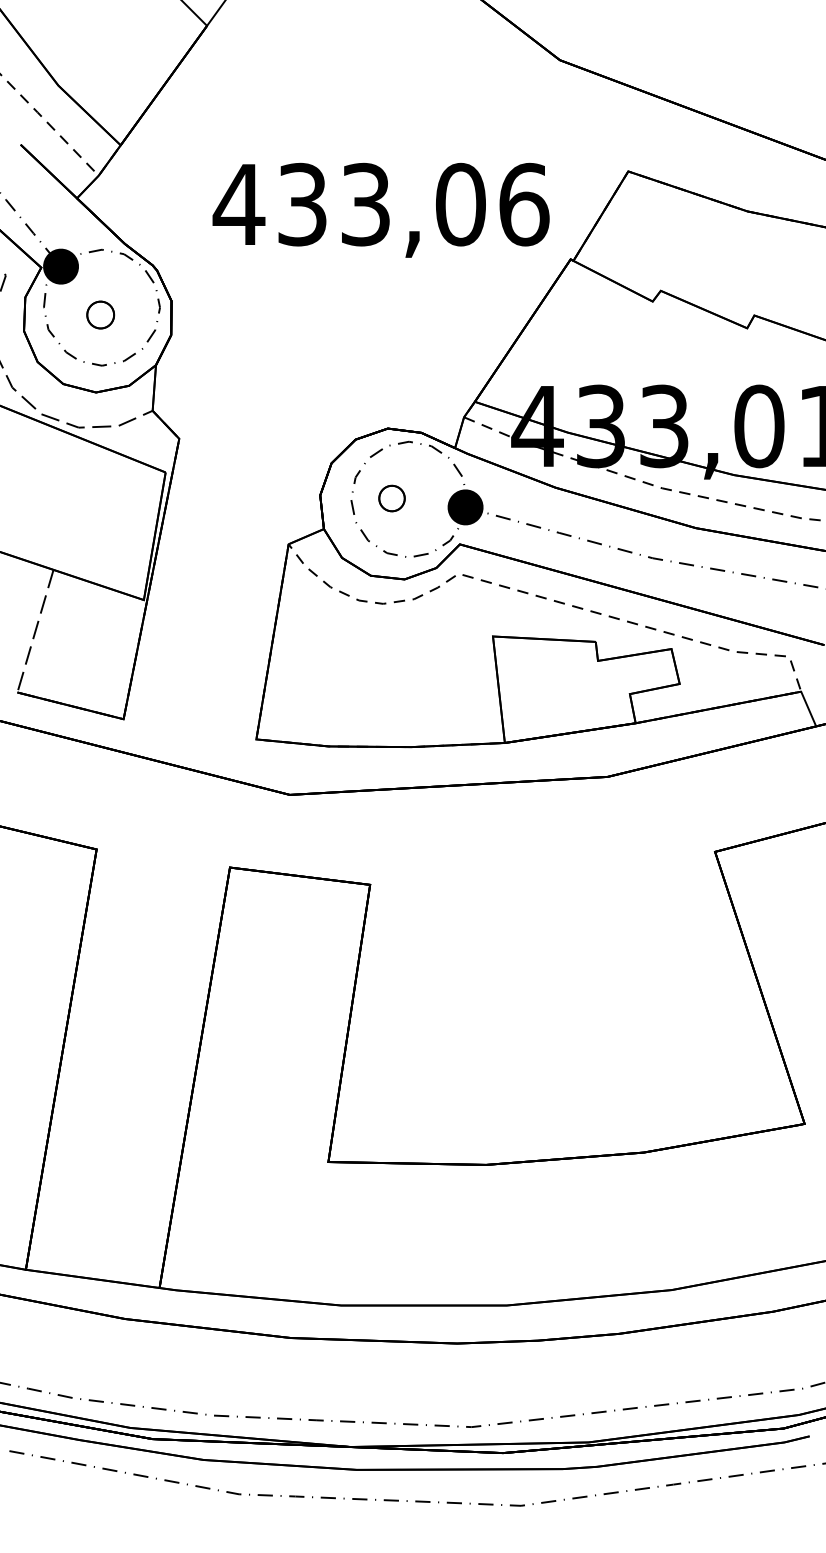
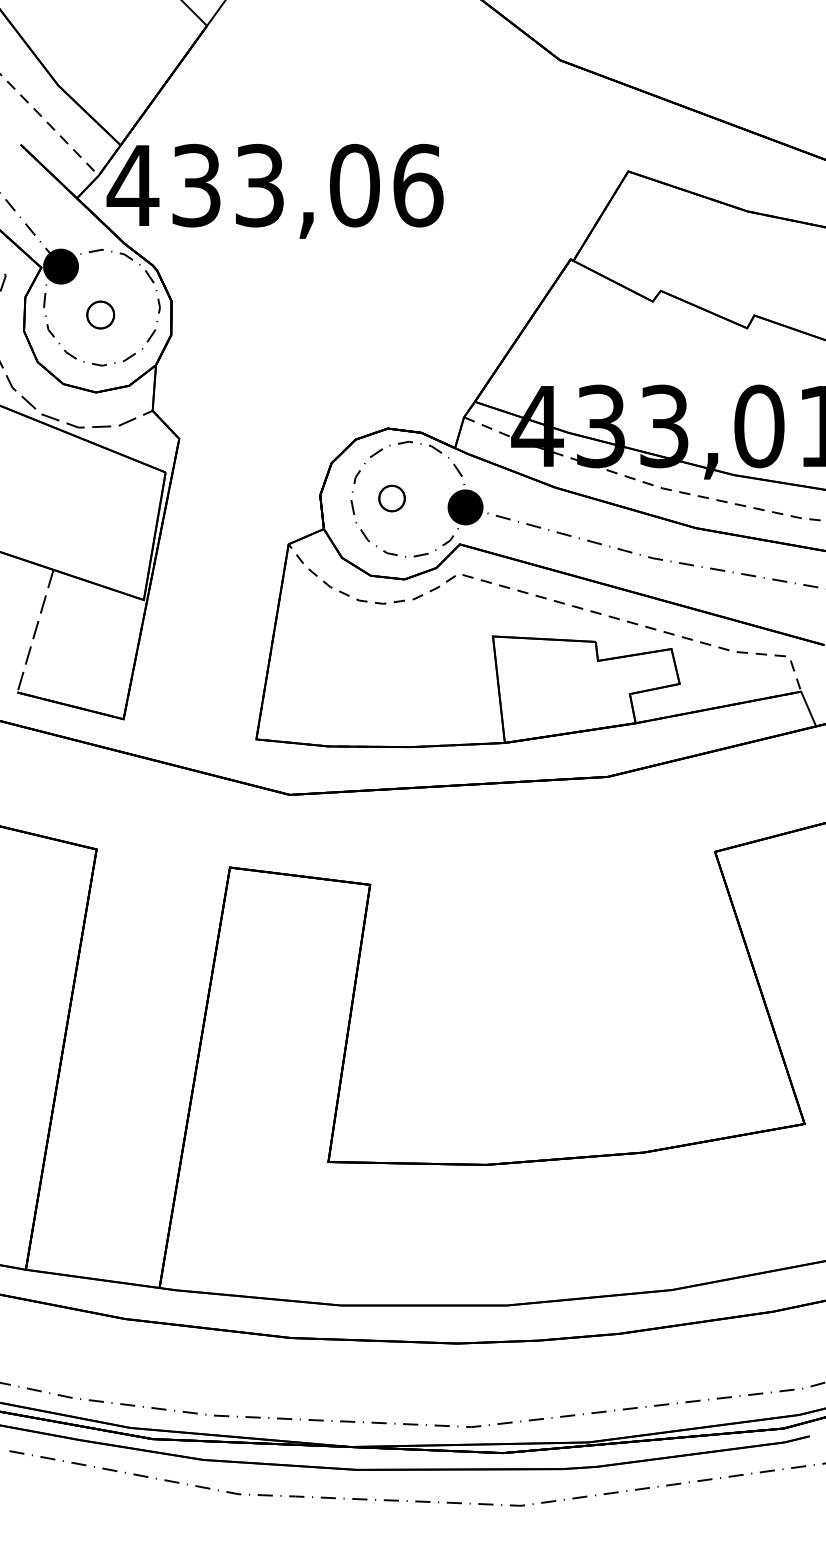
text position: (380, 209) -> (274, 190) (274, 190)
